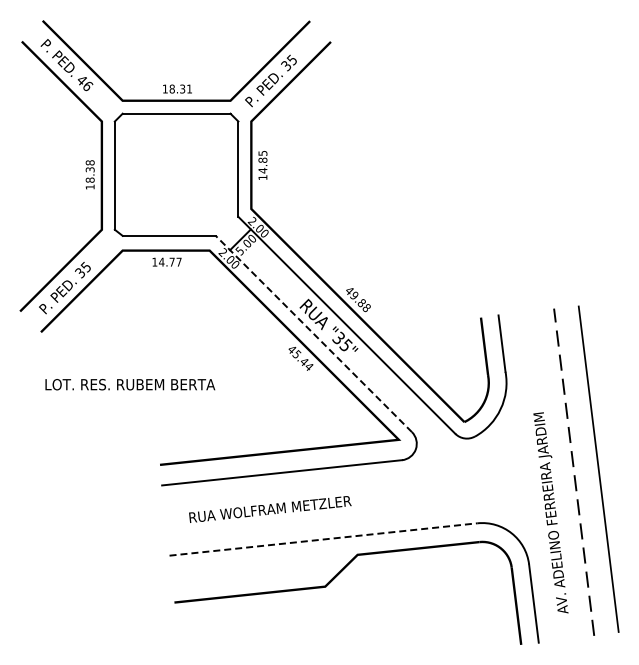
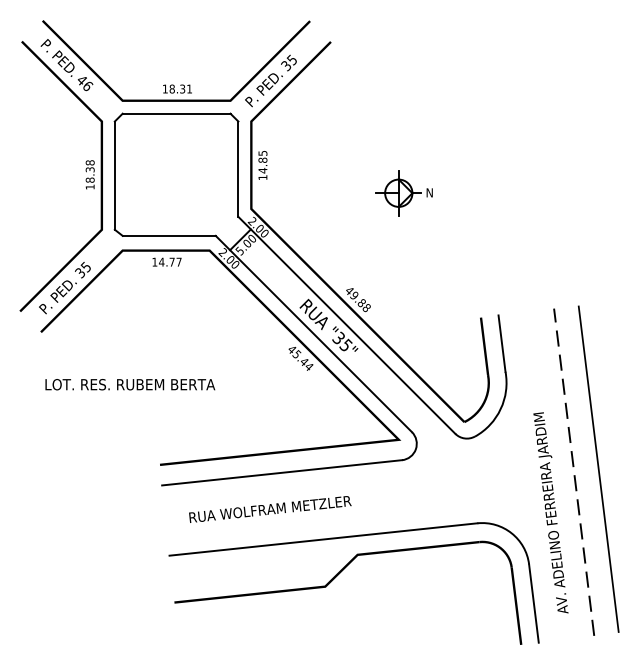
part: none -> present (403, 193)
line: dashed -> solid (313, 334)
line: dashed -> solid (323, 539)
